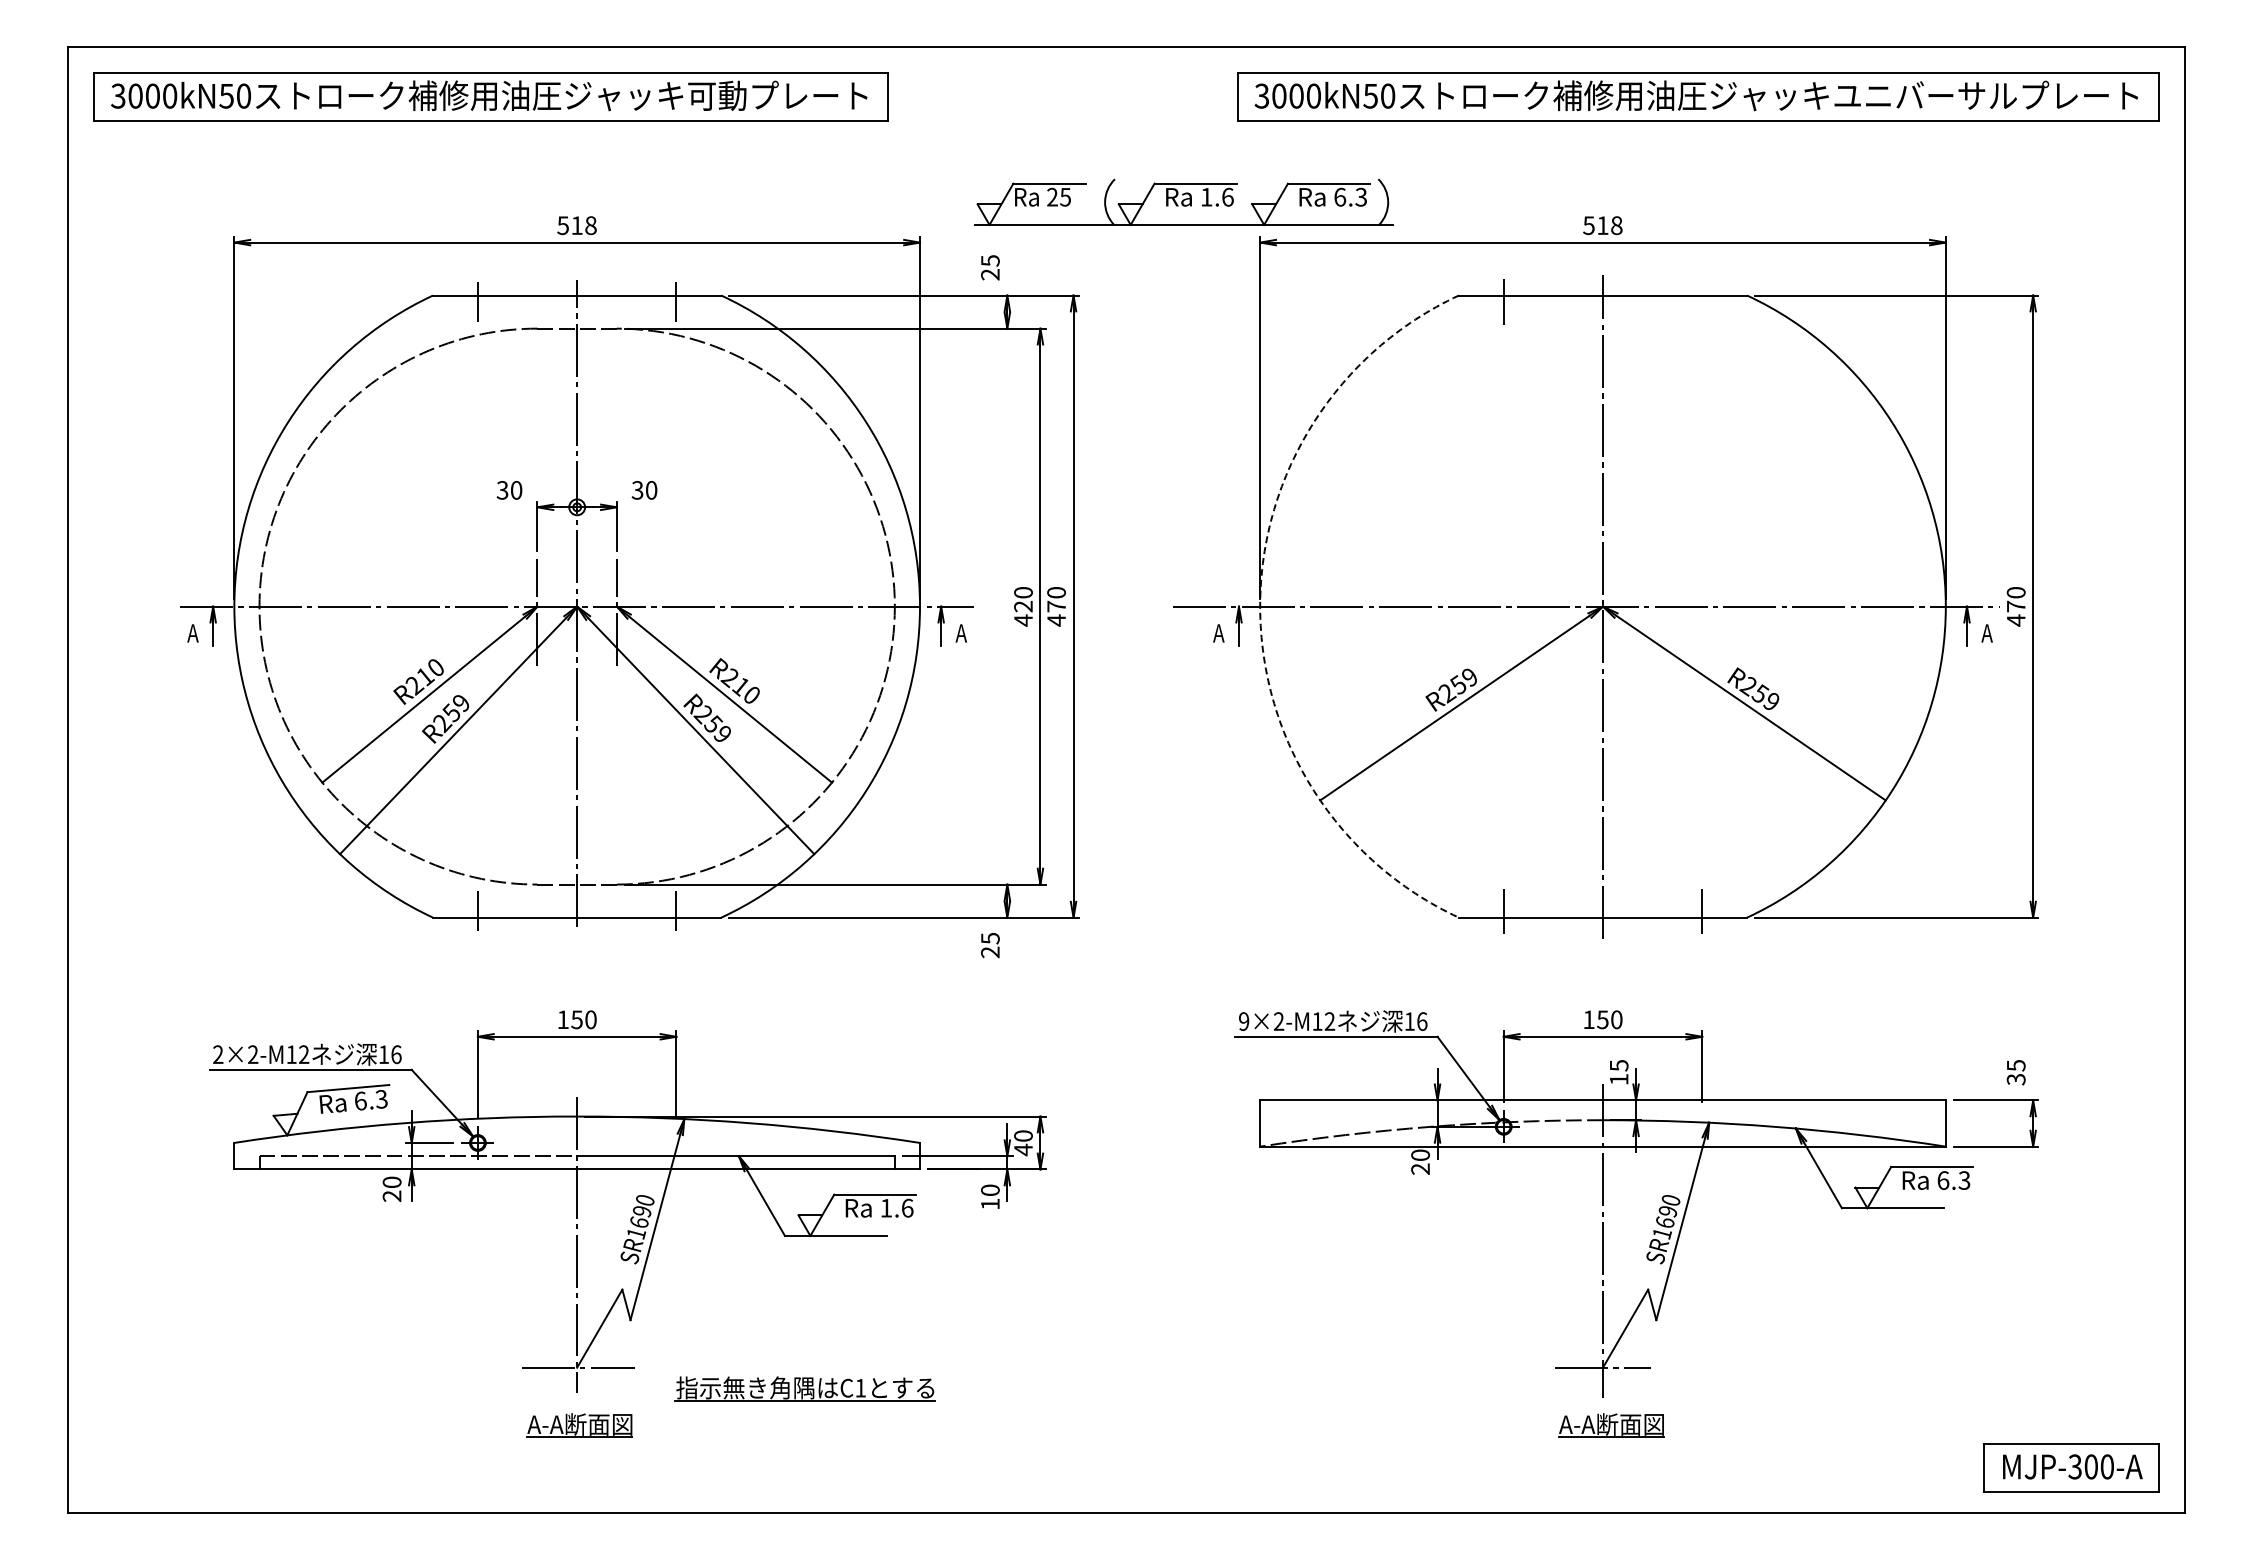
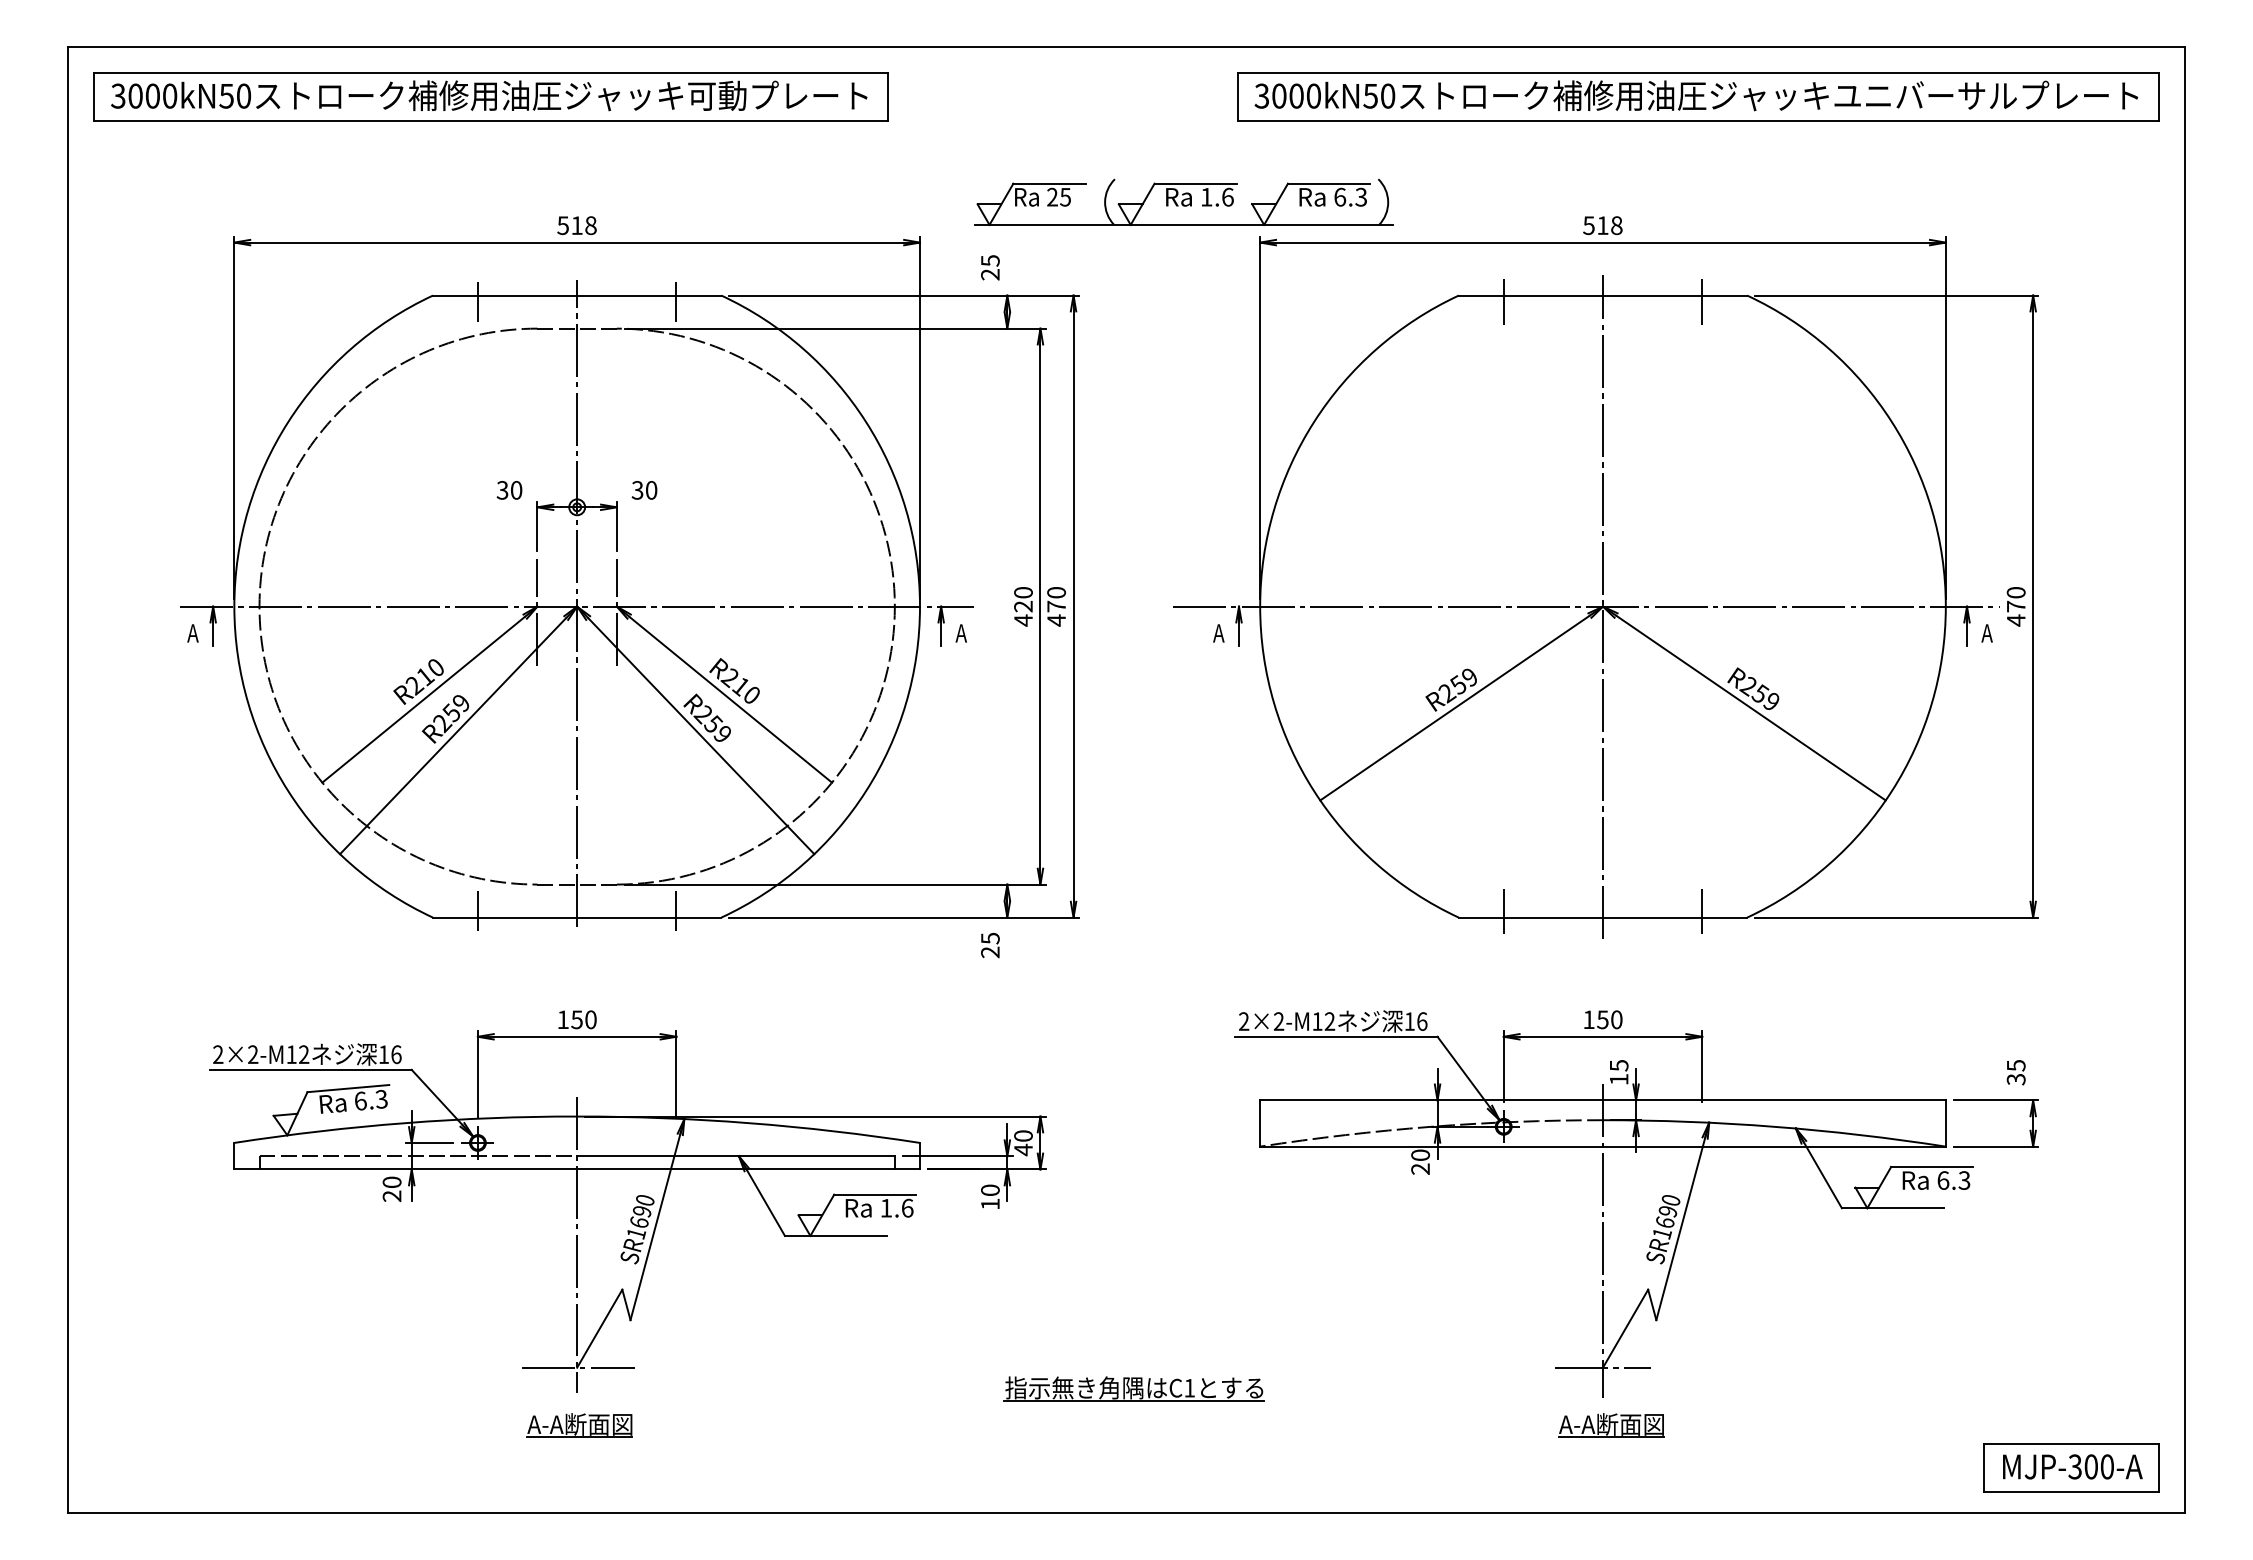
line: none -> present (1702, 301)
arc: dashed -> solid (1260, 606)
text: 9×2-M12 -> 2×2-M12 (1244, 1021)
part position: (804, 1388) -> (1133, 1388) (1133, 1388)
